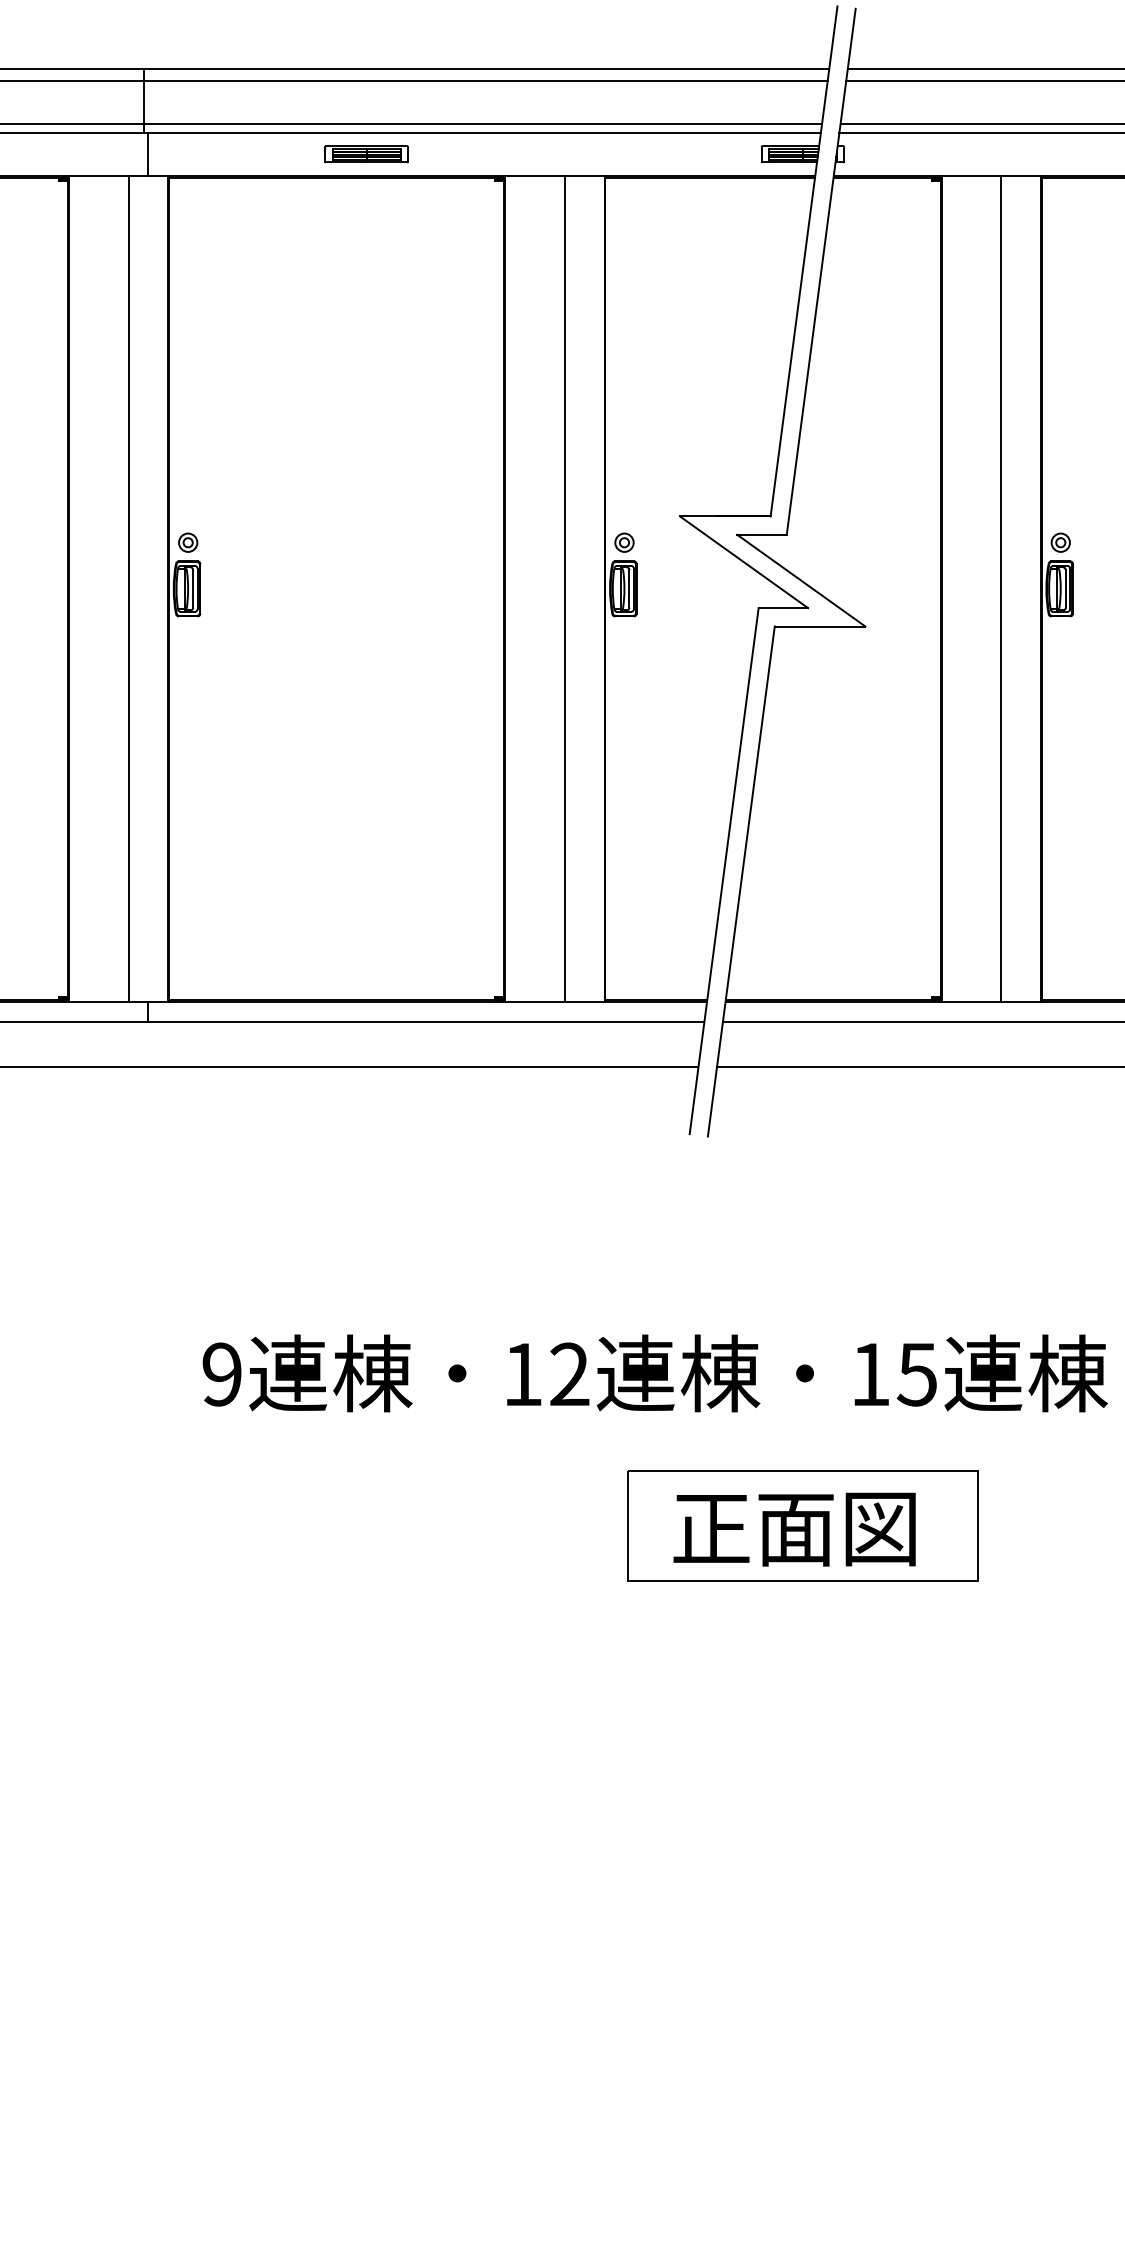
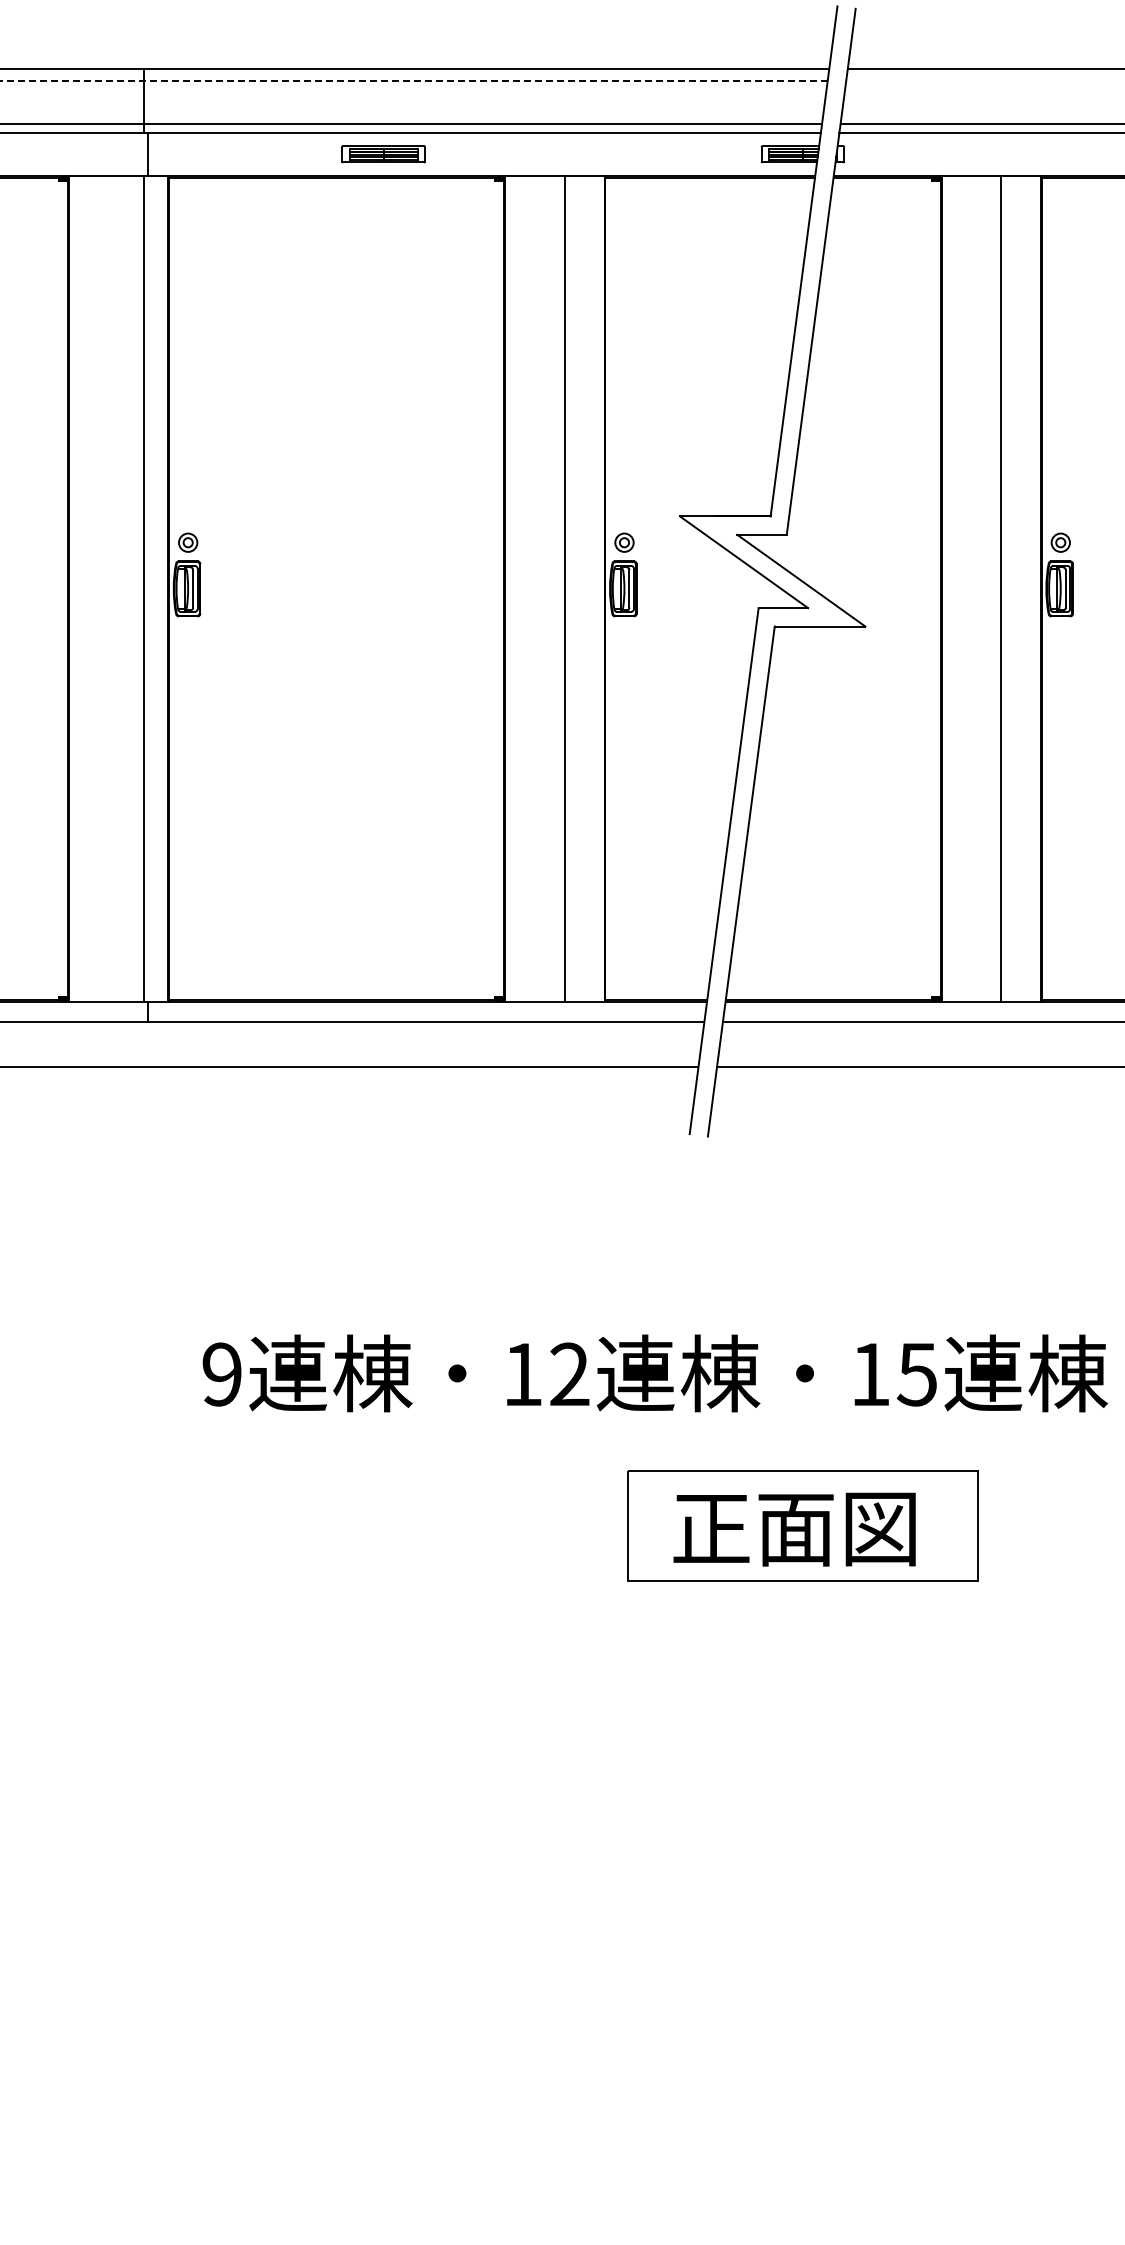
line: solid -> dashed (413, 81)
line: present -> none (983, 81)
part position: (366, 154) -> (383, 154) (383, 154)
line position: (128, 588) -> (143, 588) (143, 588)
